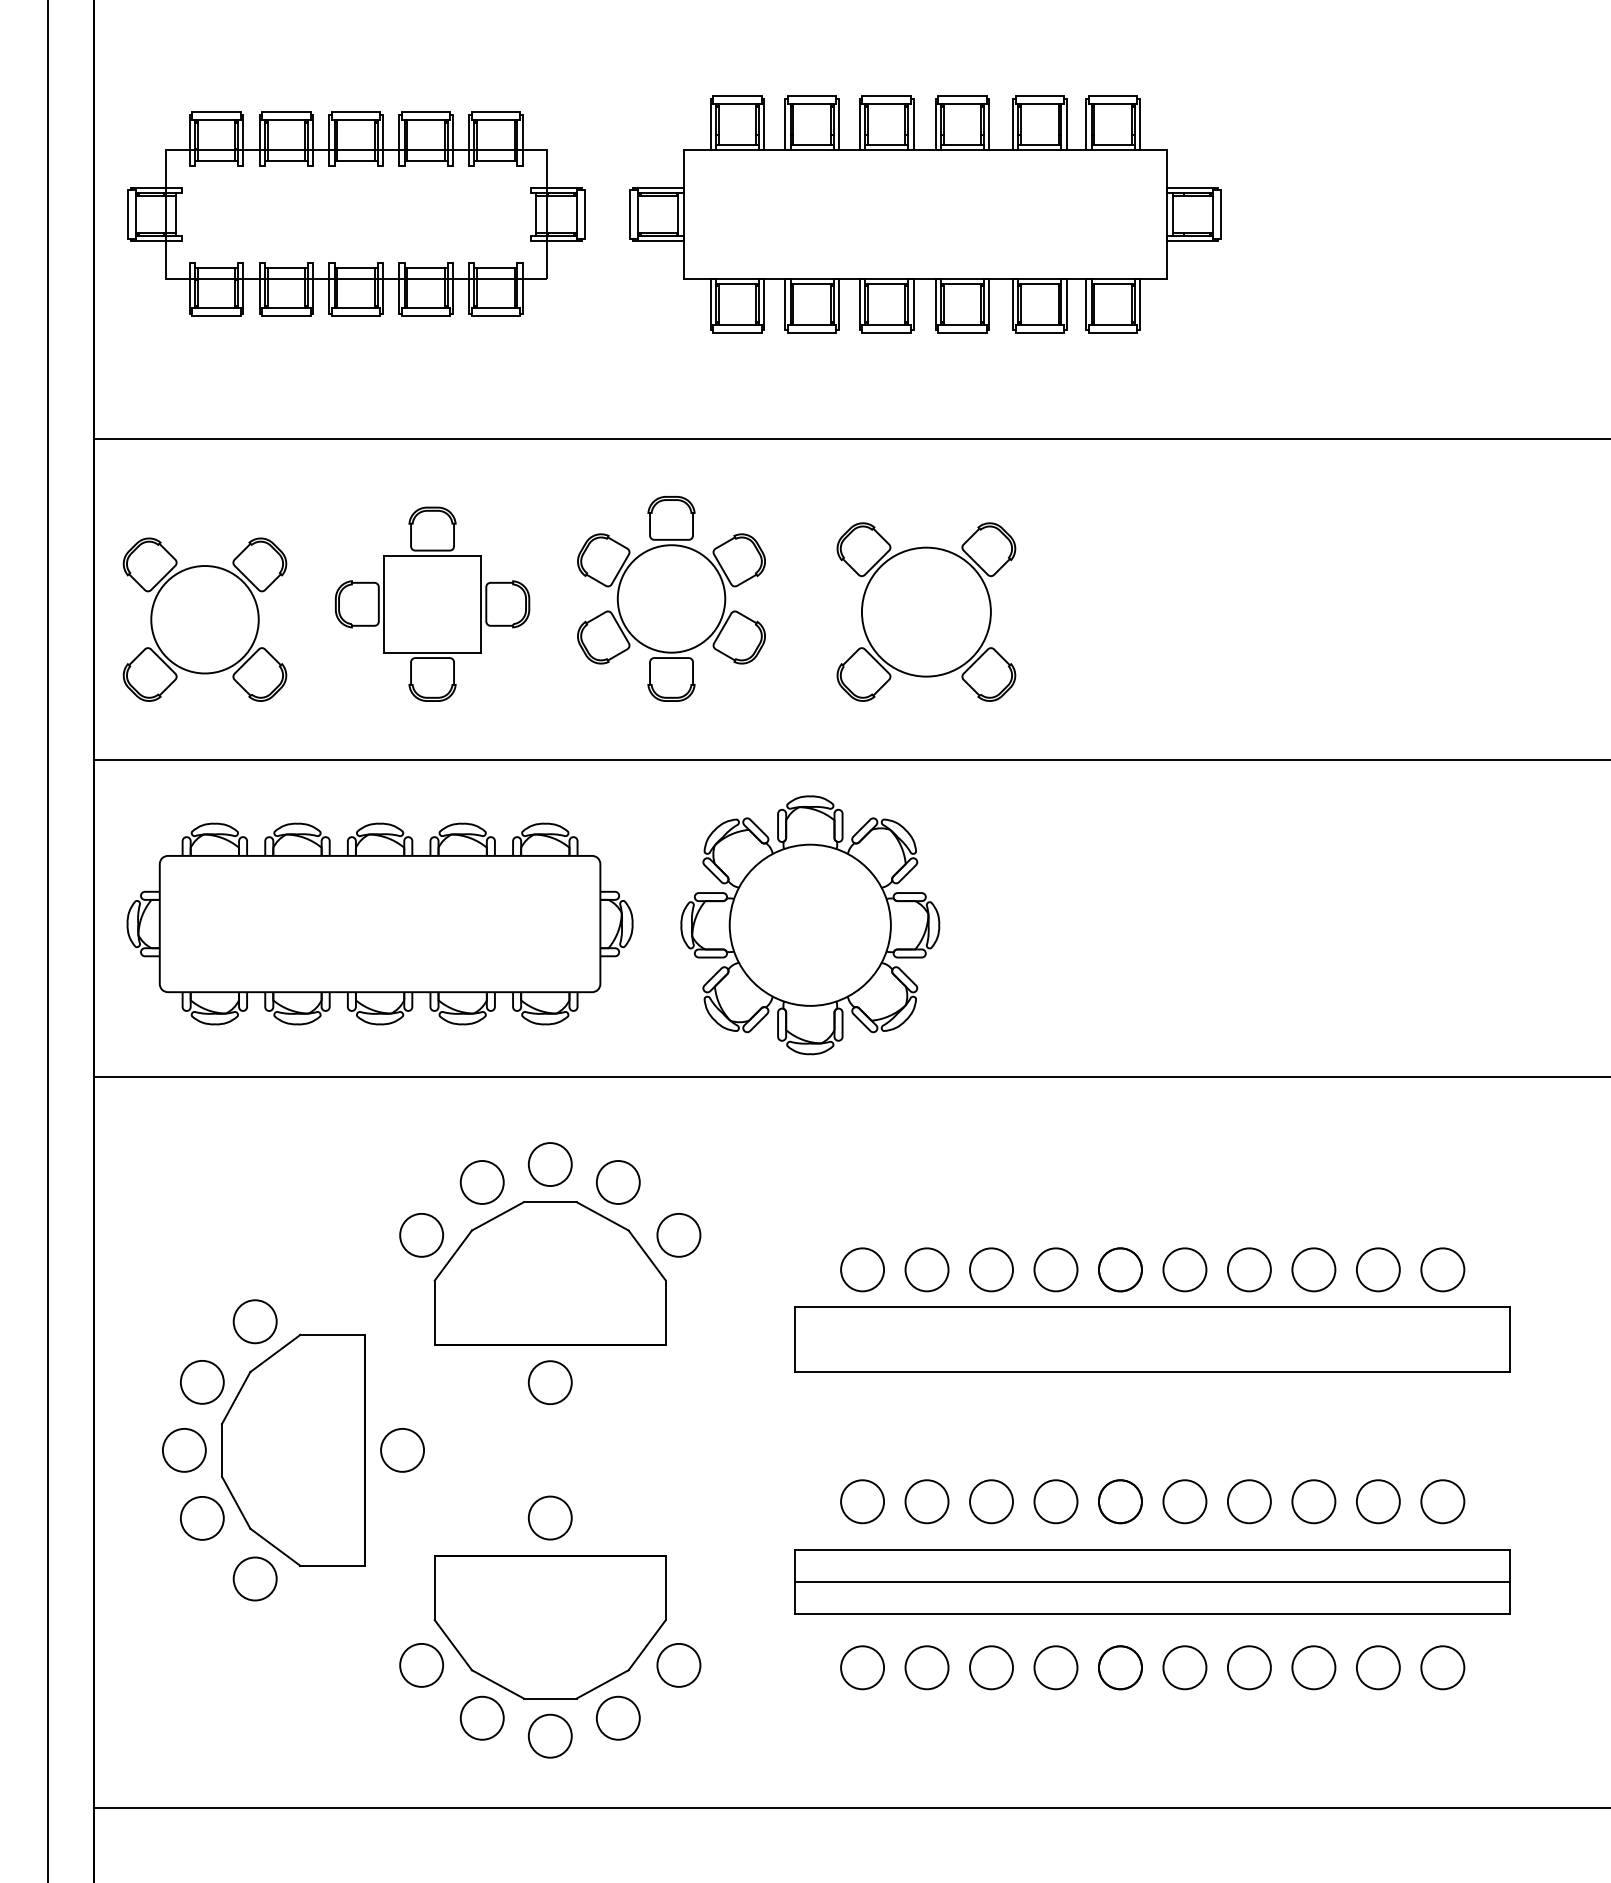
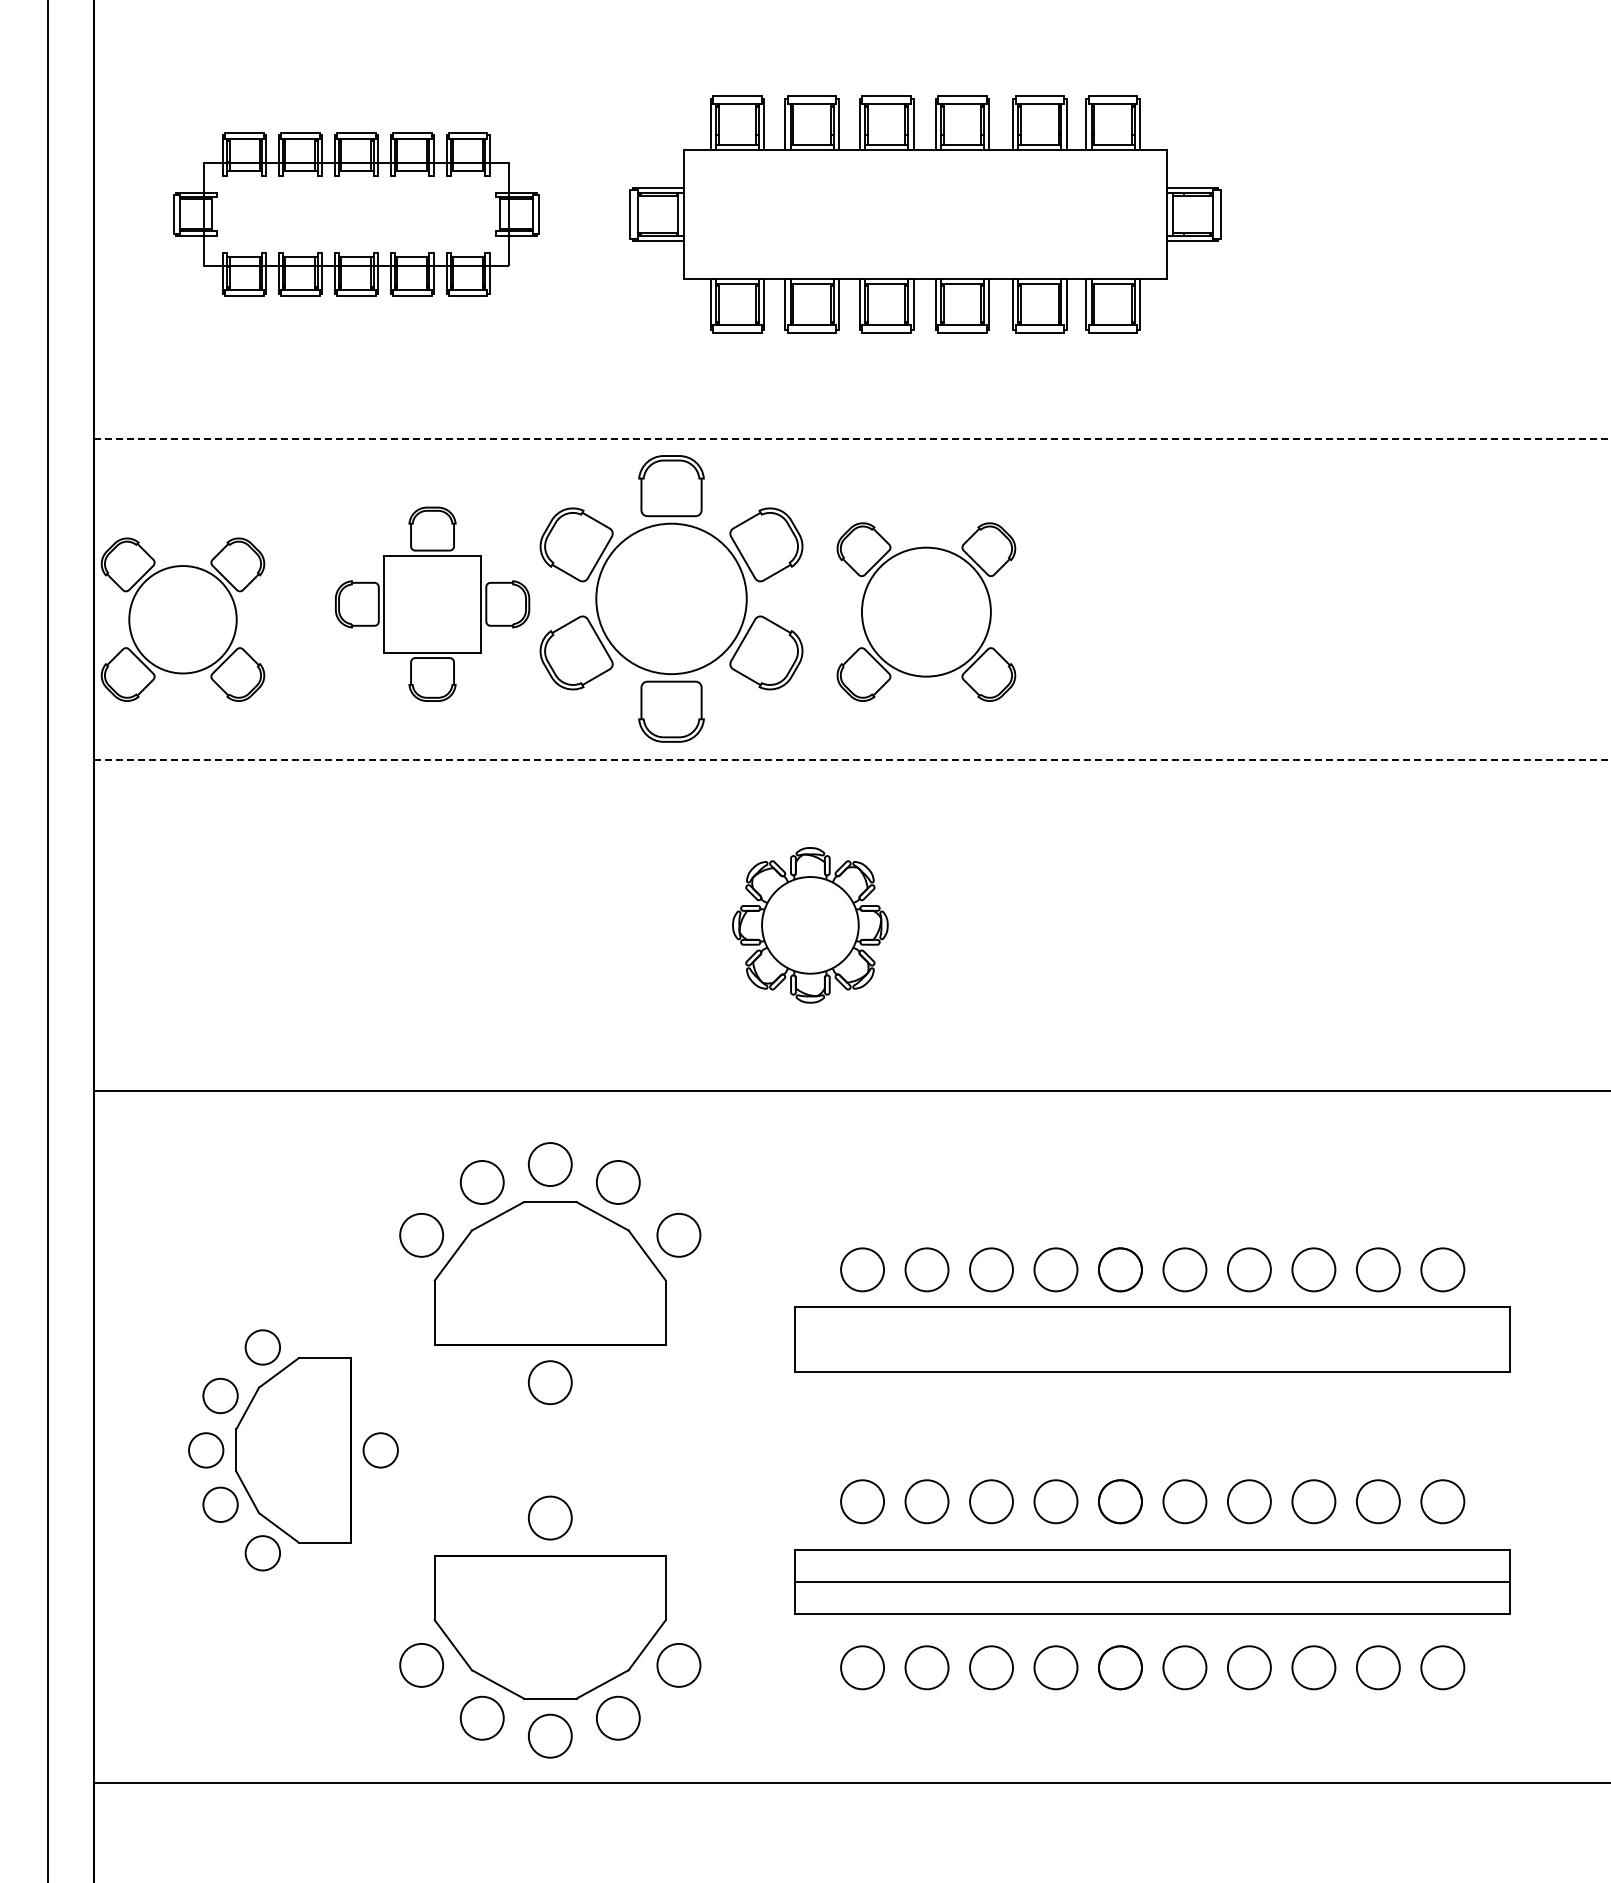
part size: 459x206 px -> 367x165 px (356, 214)
line: solid -> dashed (852, 438)
part size: 189x206 px -> 265x288 px (671, 598)
part position: (204, 619) -> (182, 619) (182, 619)
line: solid -> dashed (852, 760)
part: present -> none (379, 923)
part size: 261x261 px -> 157x157 px (810, 925)
line position: (850, 1076) -> (850, 1090) (850, 1090)
part size: 263x303 px -> 211x243 px (293, 1450)
line position: (850, 1807) -> (850, 1782) (850, 1782)
